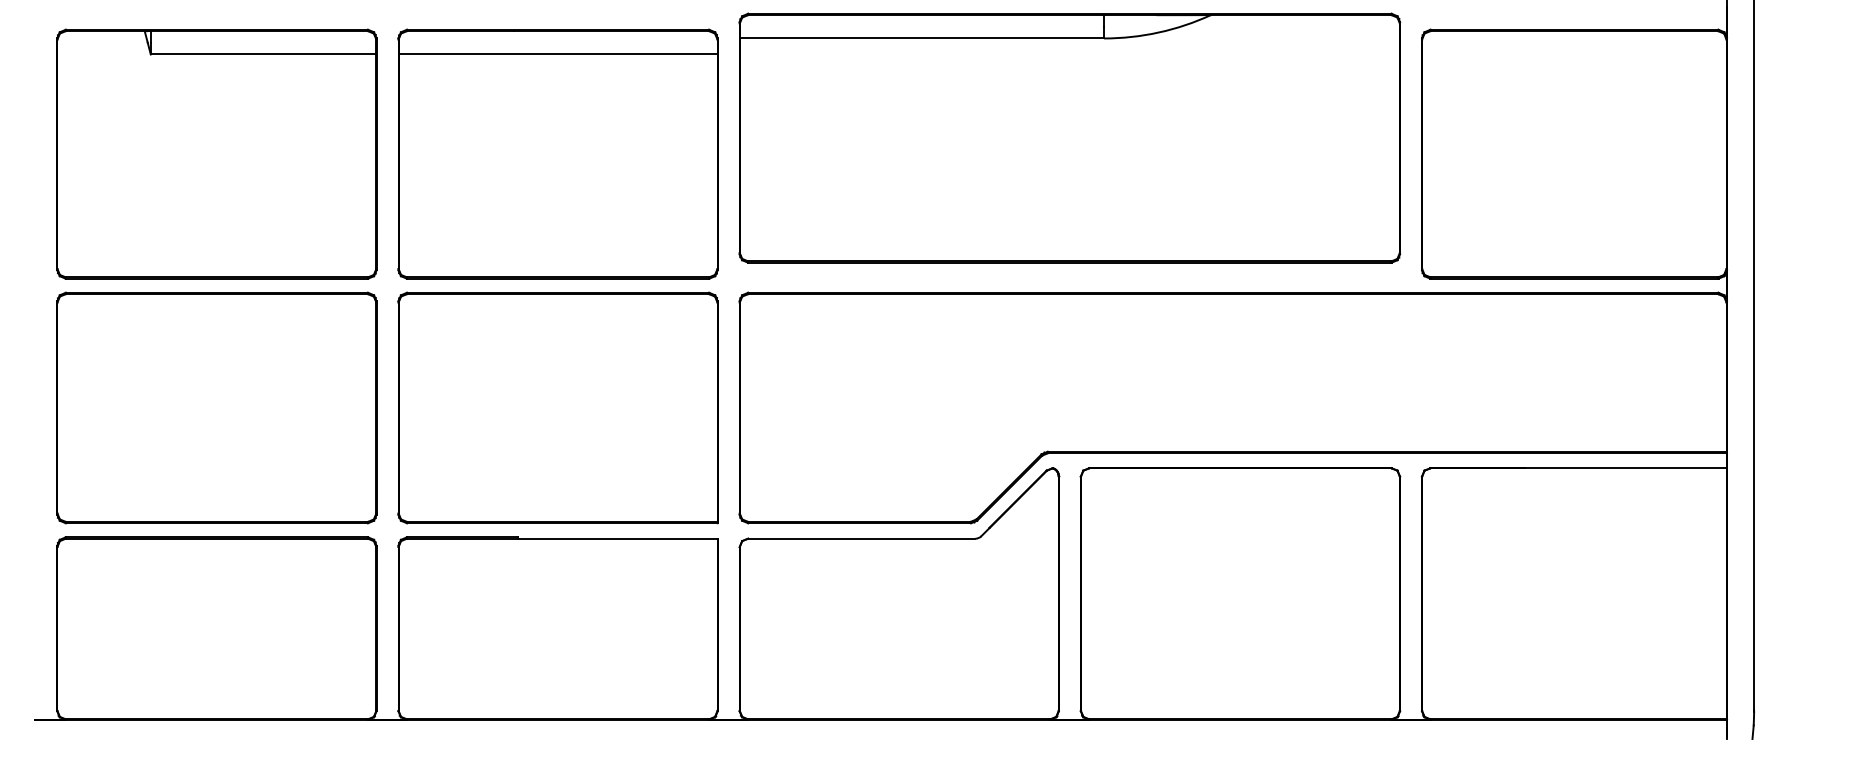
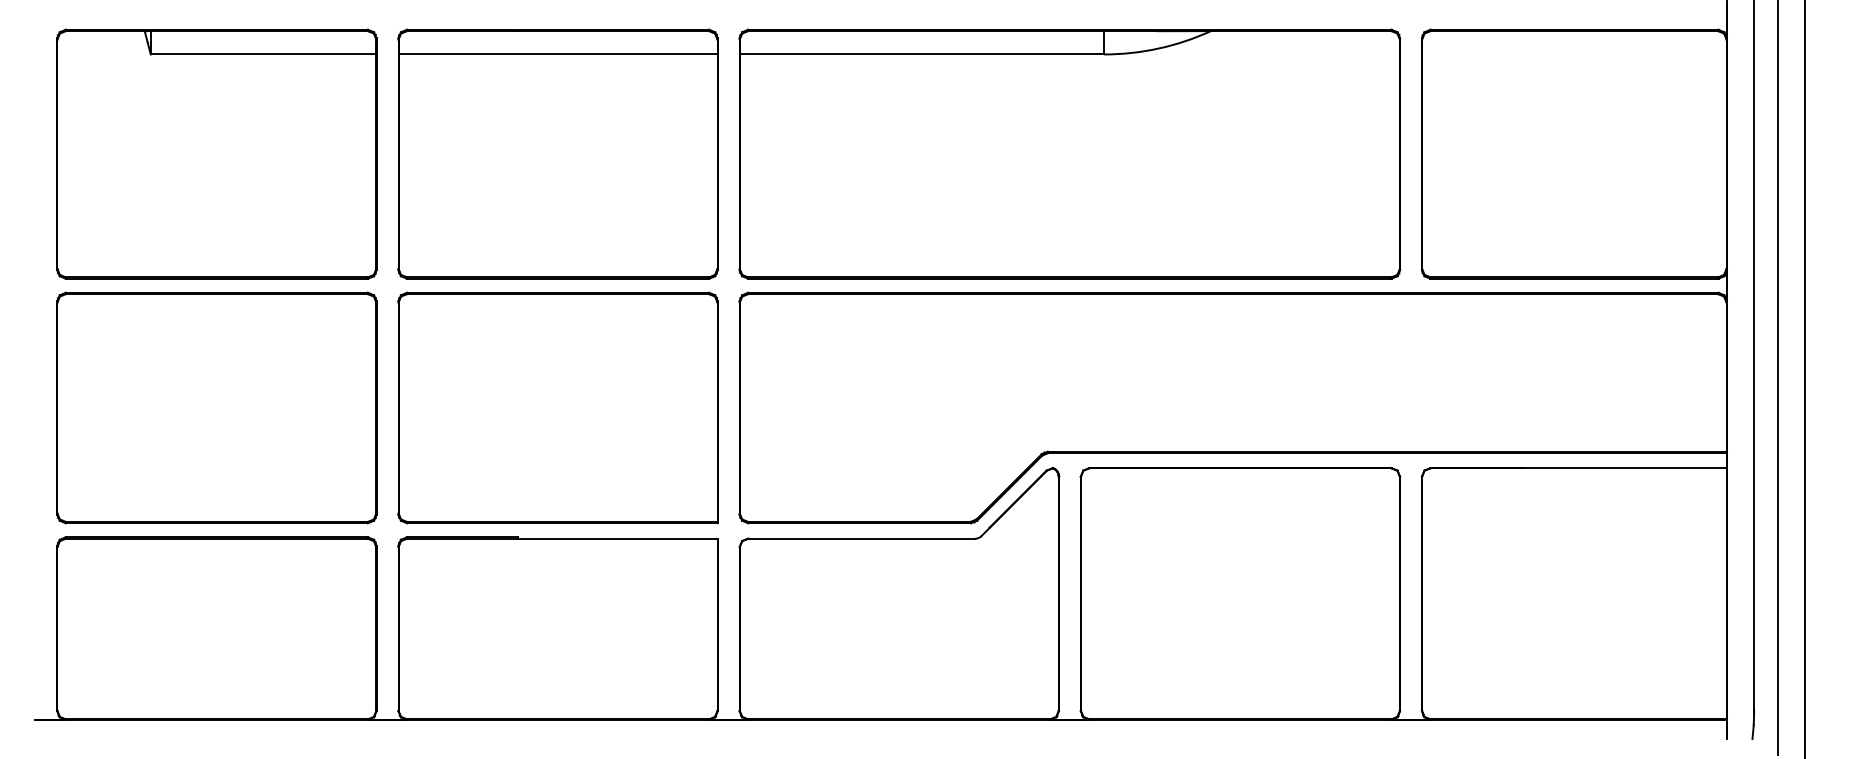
part position: (1069, 137) -> (1069, 153) (1069, 153)
line: none -> present (1778, 378)
line: none -> present (1805, 378)
